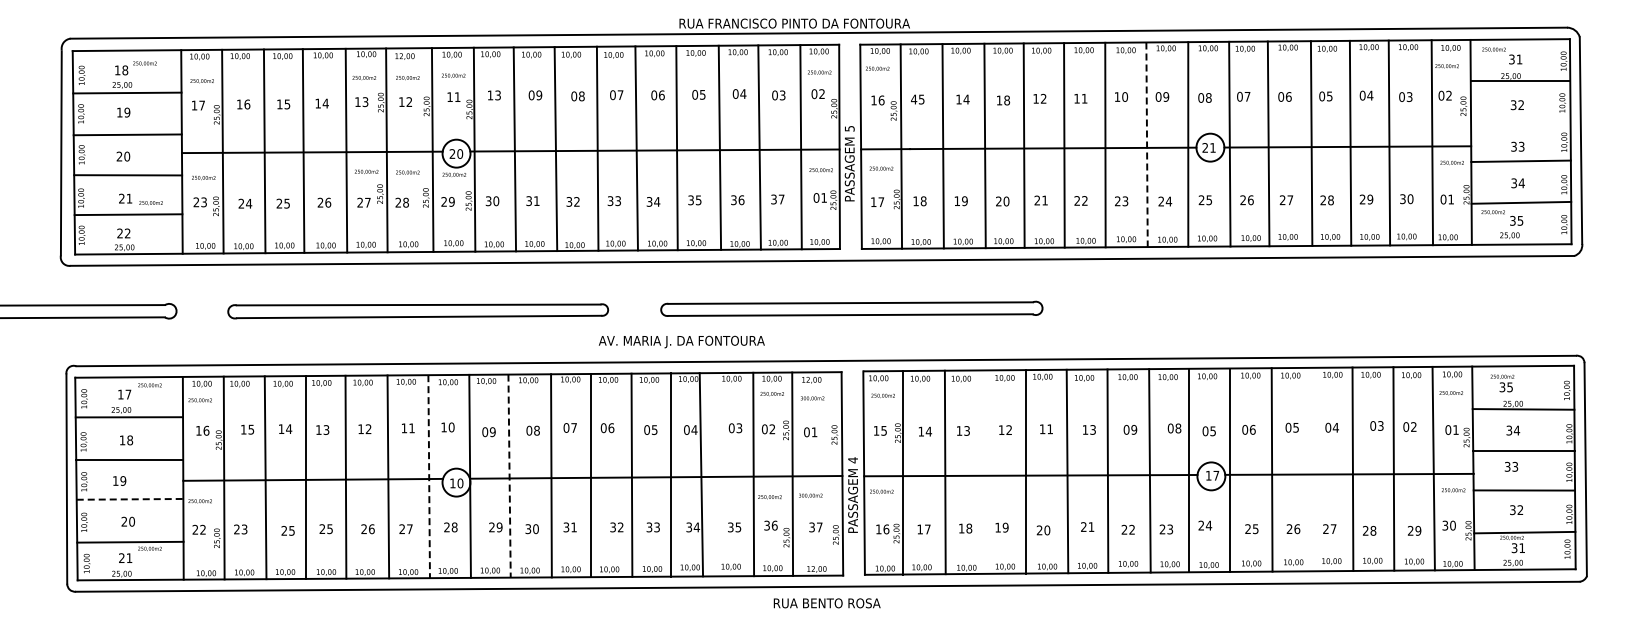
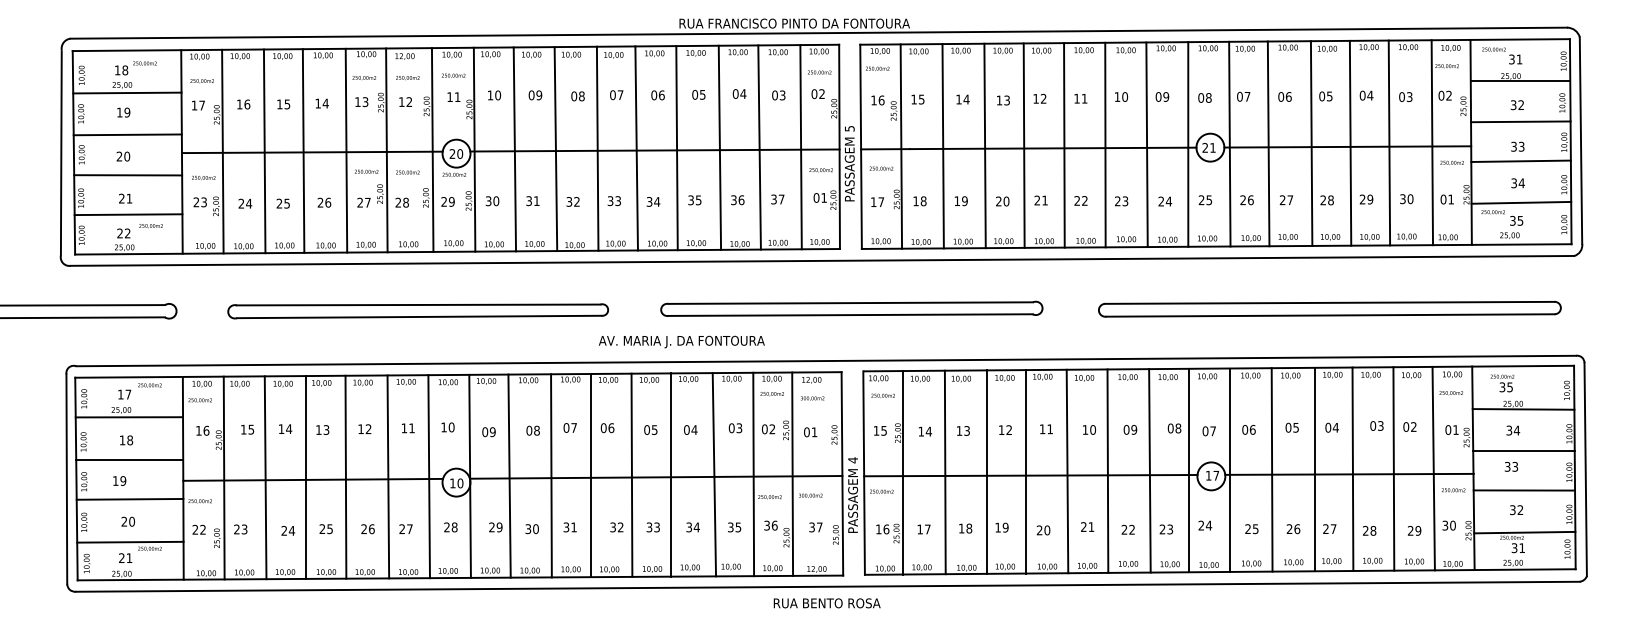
text: 13 -> 10 (498, 95)
text: 45 -> 15 (914, 99)
text: 18 -> 13 (1007, 100)
line: none -> present (1520, 121)
line: dashed -> solid (1147, 145)
text position: (150, 203) -> (150, 226) (150, 226)
part: none -> present (1329, 308)
text: 13 -> 10 (1093, 429)
text: 05 -> 07 (1212, 431)
line: none -> present (1314, 469)
line: none -> present (986, 471)
line position: (701, 474) -> (714, 474) (714, 474)
line: dashed -> solid (429, 476)
line: dashed -> solid (509, 476)
line: dashed -> solid (130, 499)
text: 25 -> 24 (291, 530)
